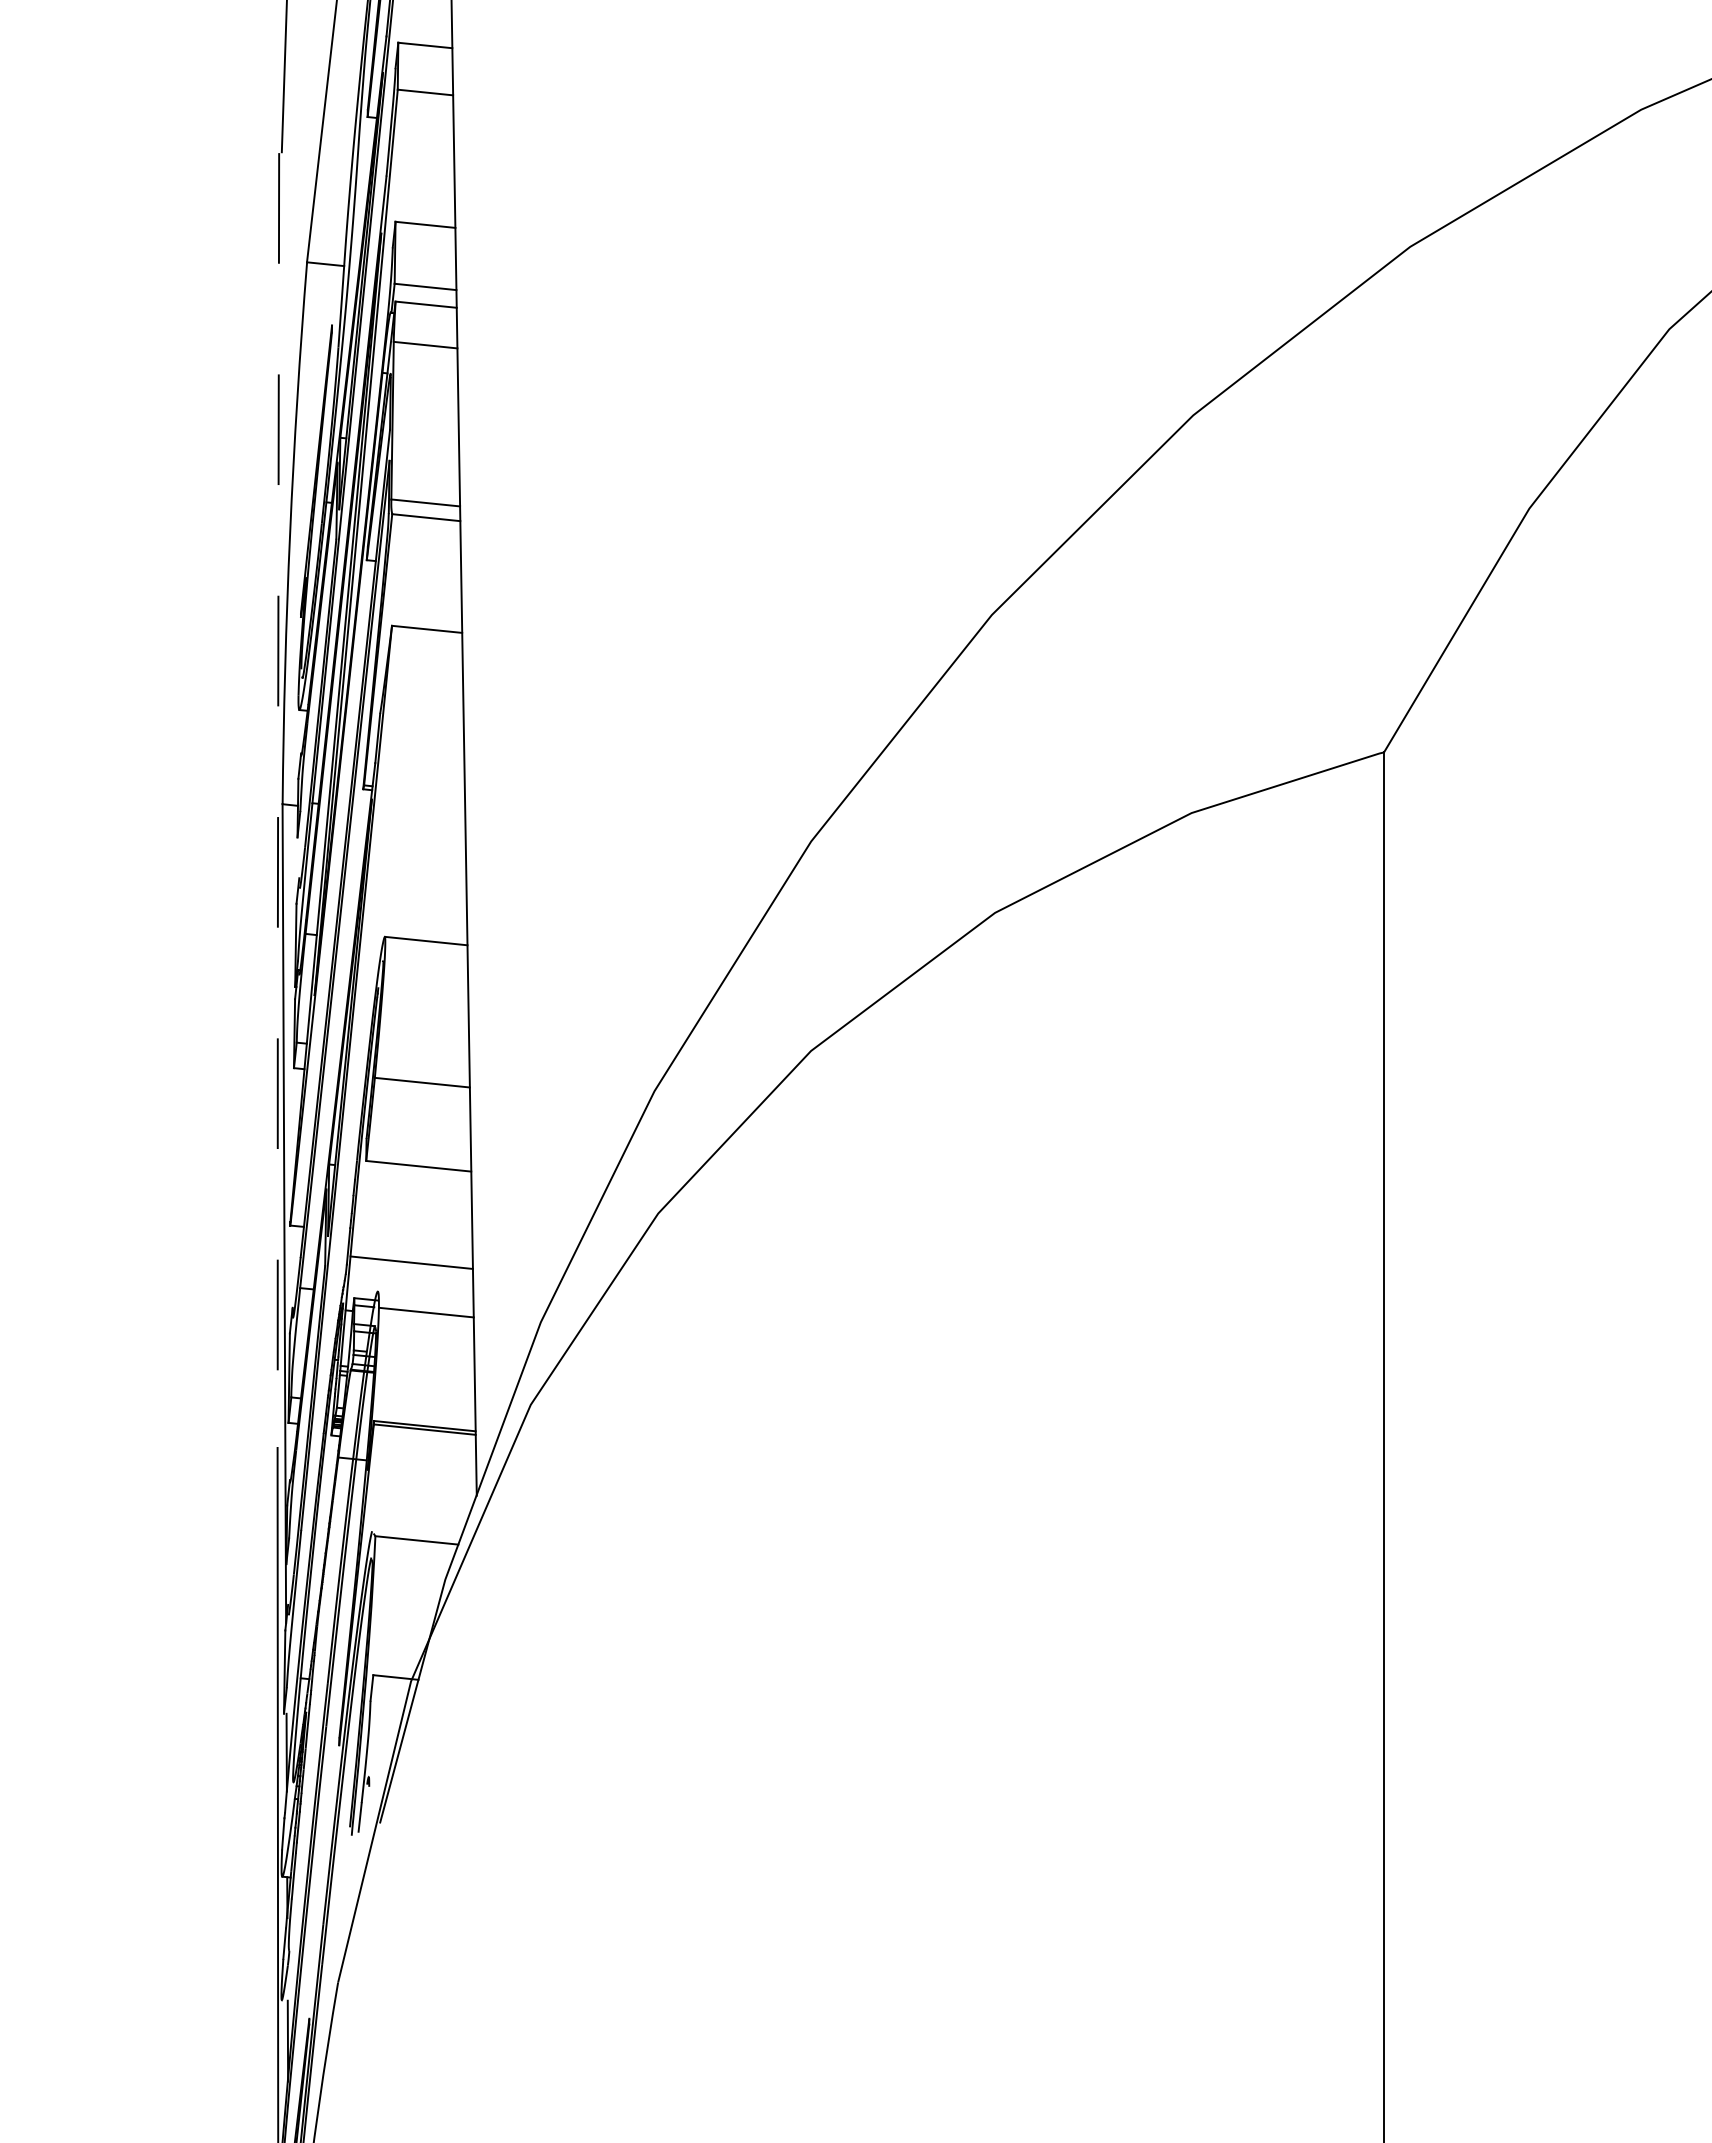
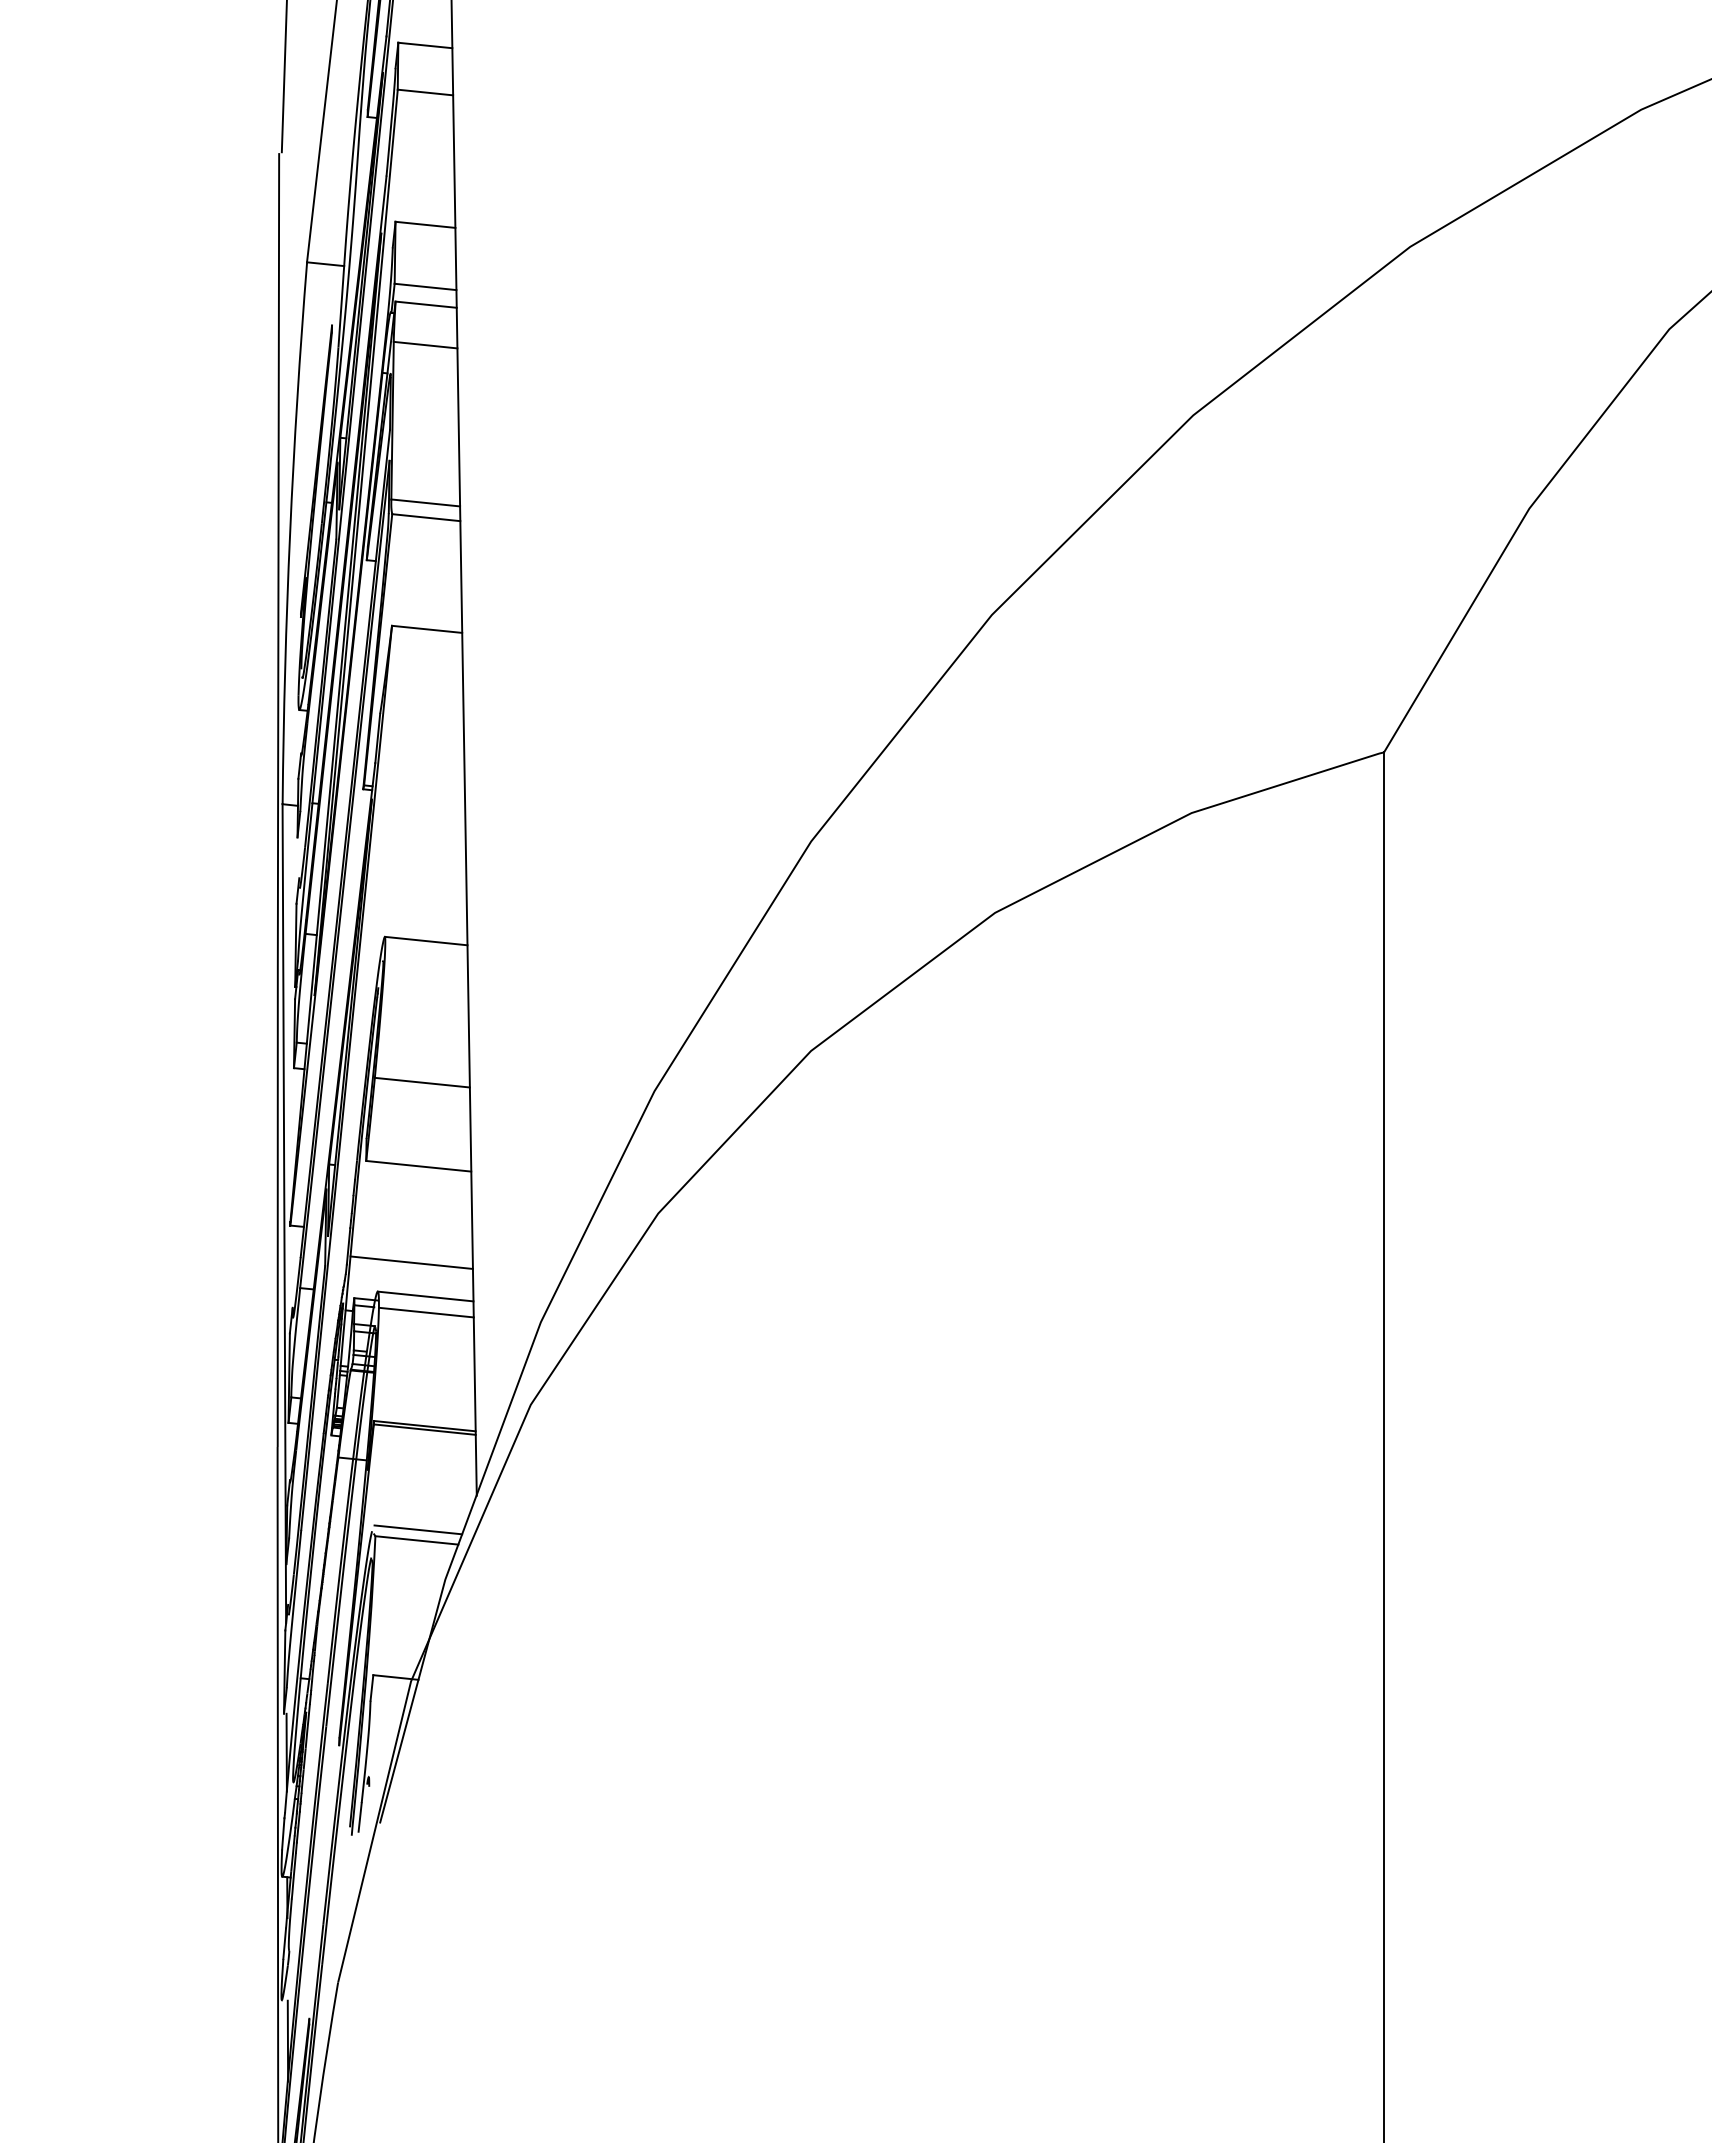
line: dashed -> solid (278, 800)
line: none -> present (425, 1296)
line: none -> present (418, 1529)
